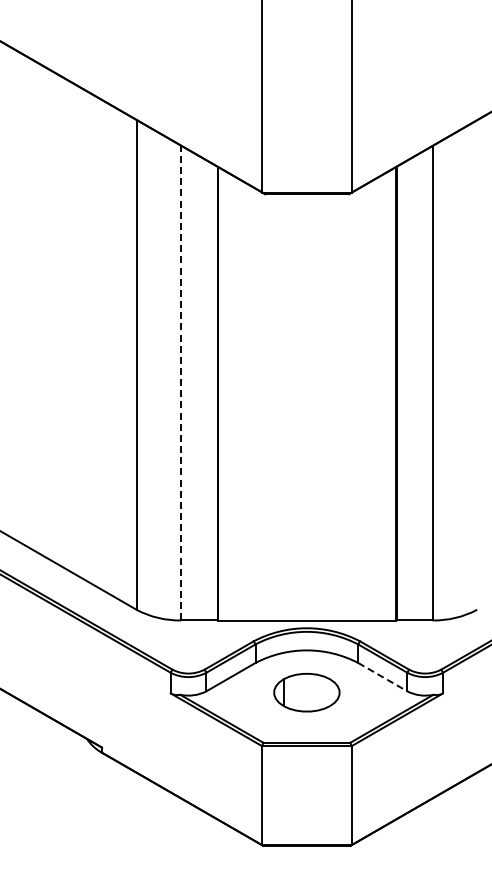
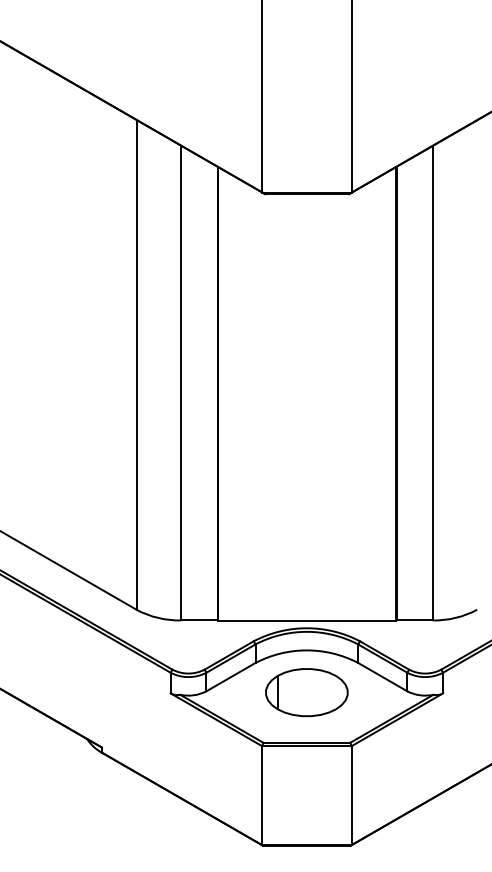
line: dashed -> solid (181, 382)
line: dashed -> solid (383, 677)
part size: 68x40 px -> 84x50 px (306, 692)
